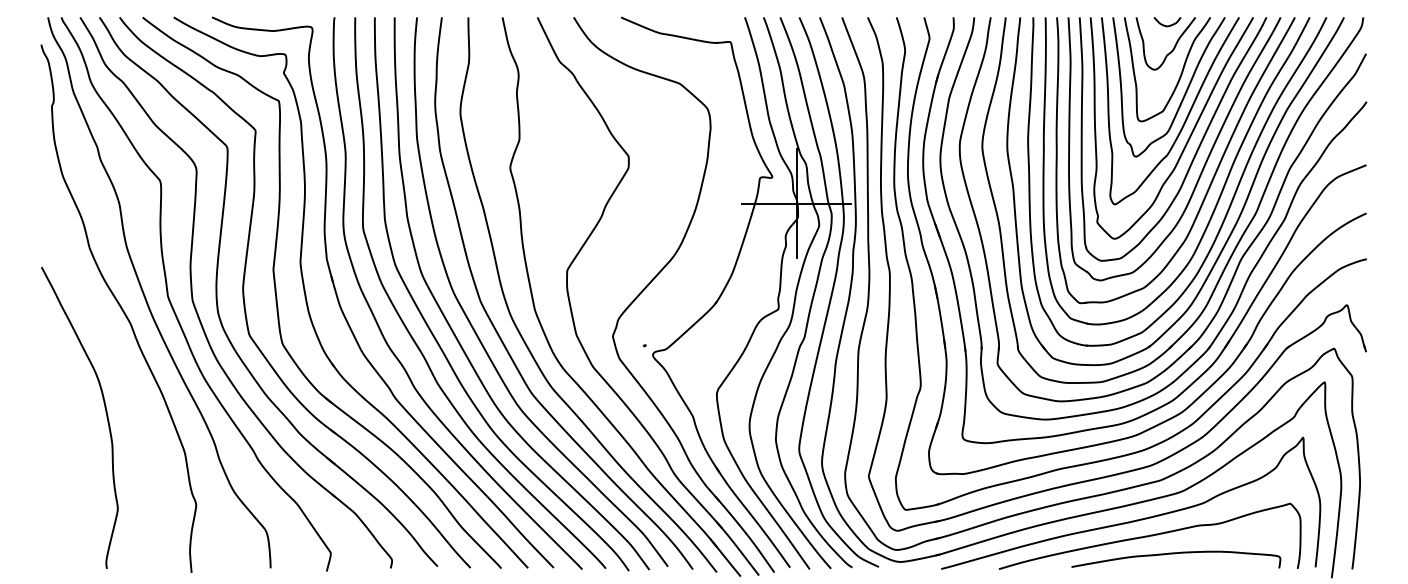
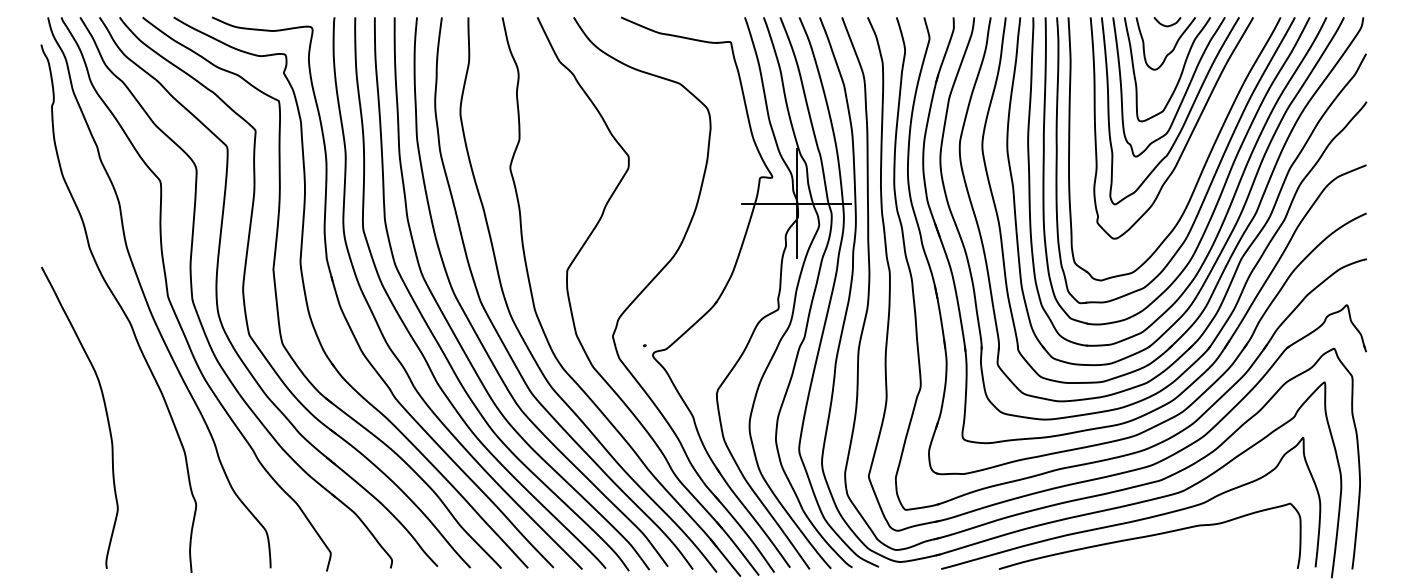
part: present -> none (1196, 150)
curve: present -> none (1175, 554)
